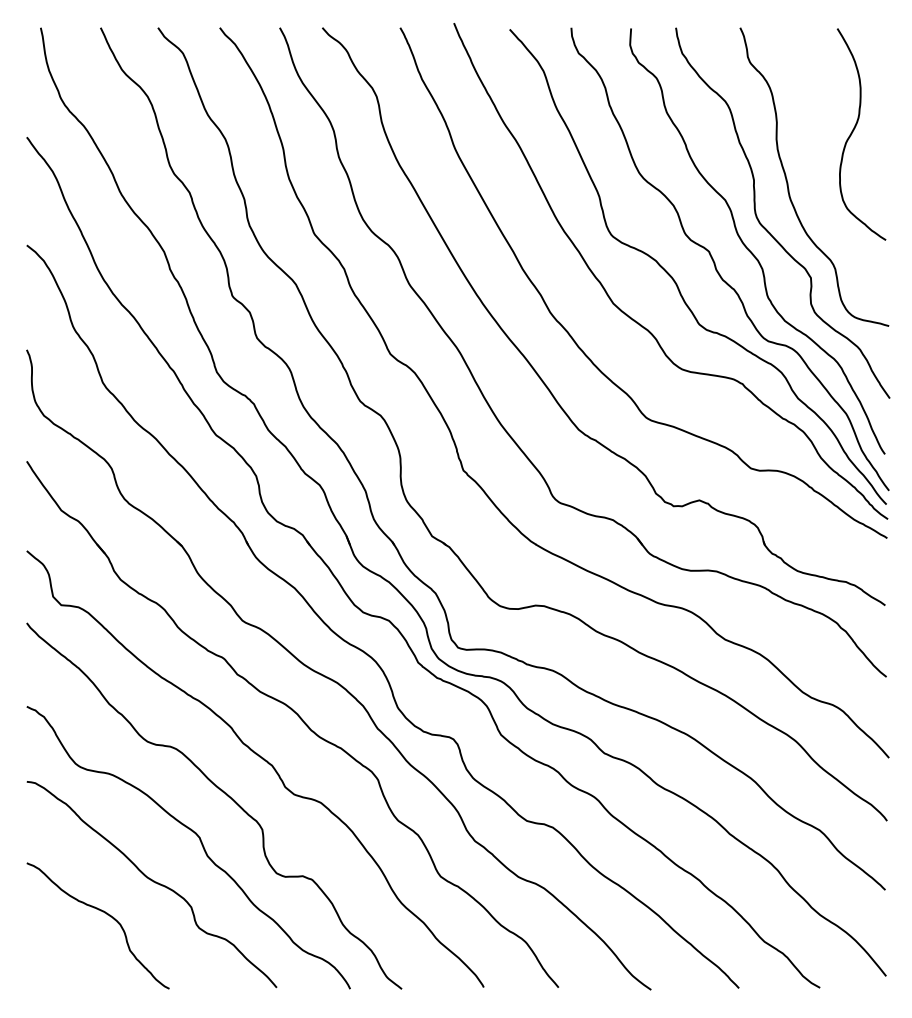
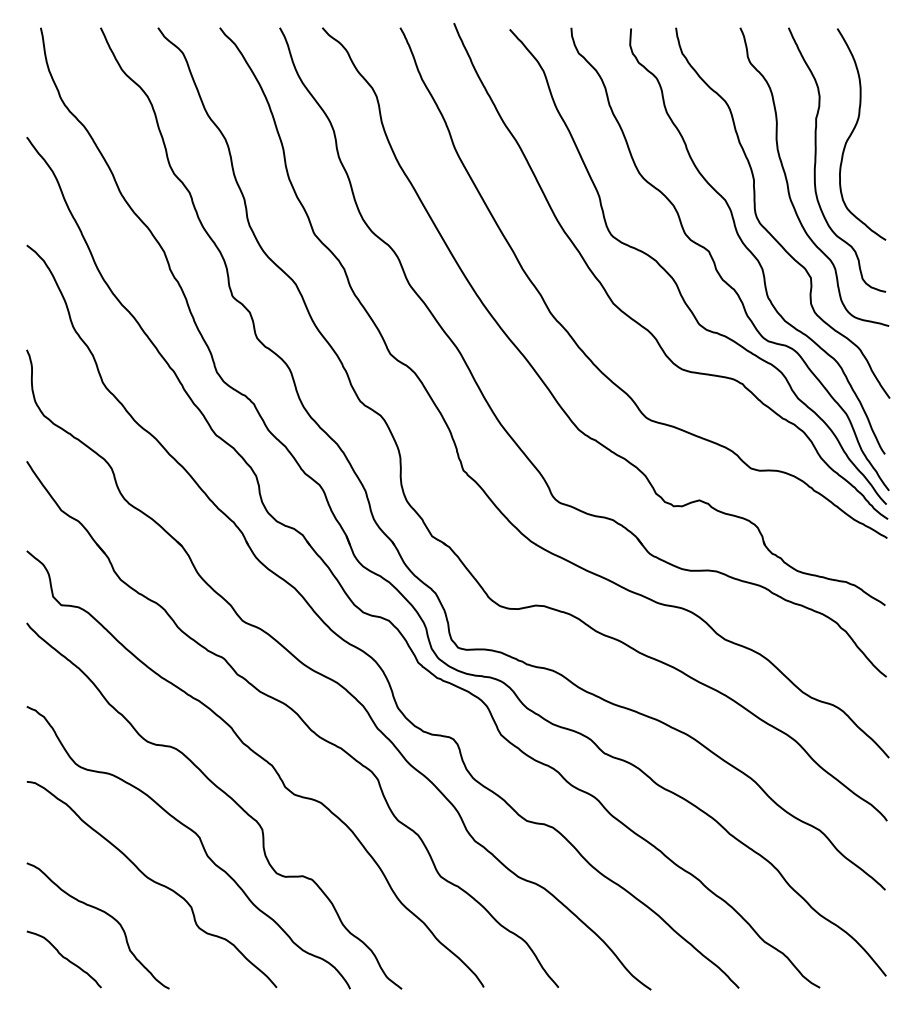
curve: none -> present (816, 159)
curve: none -> present (63, 958)
